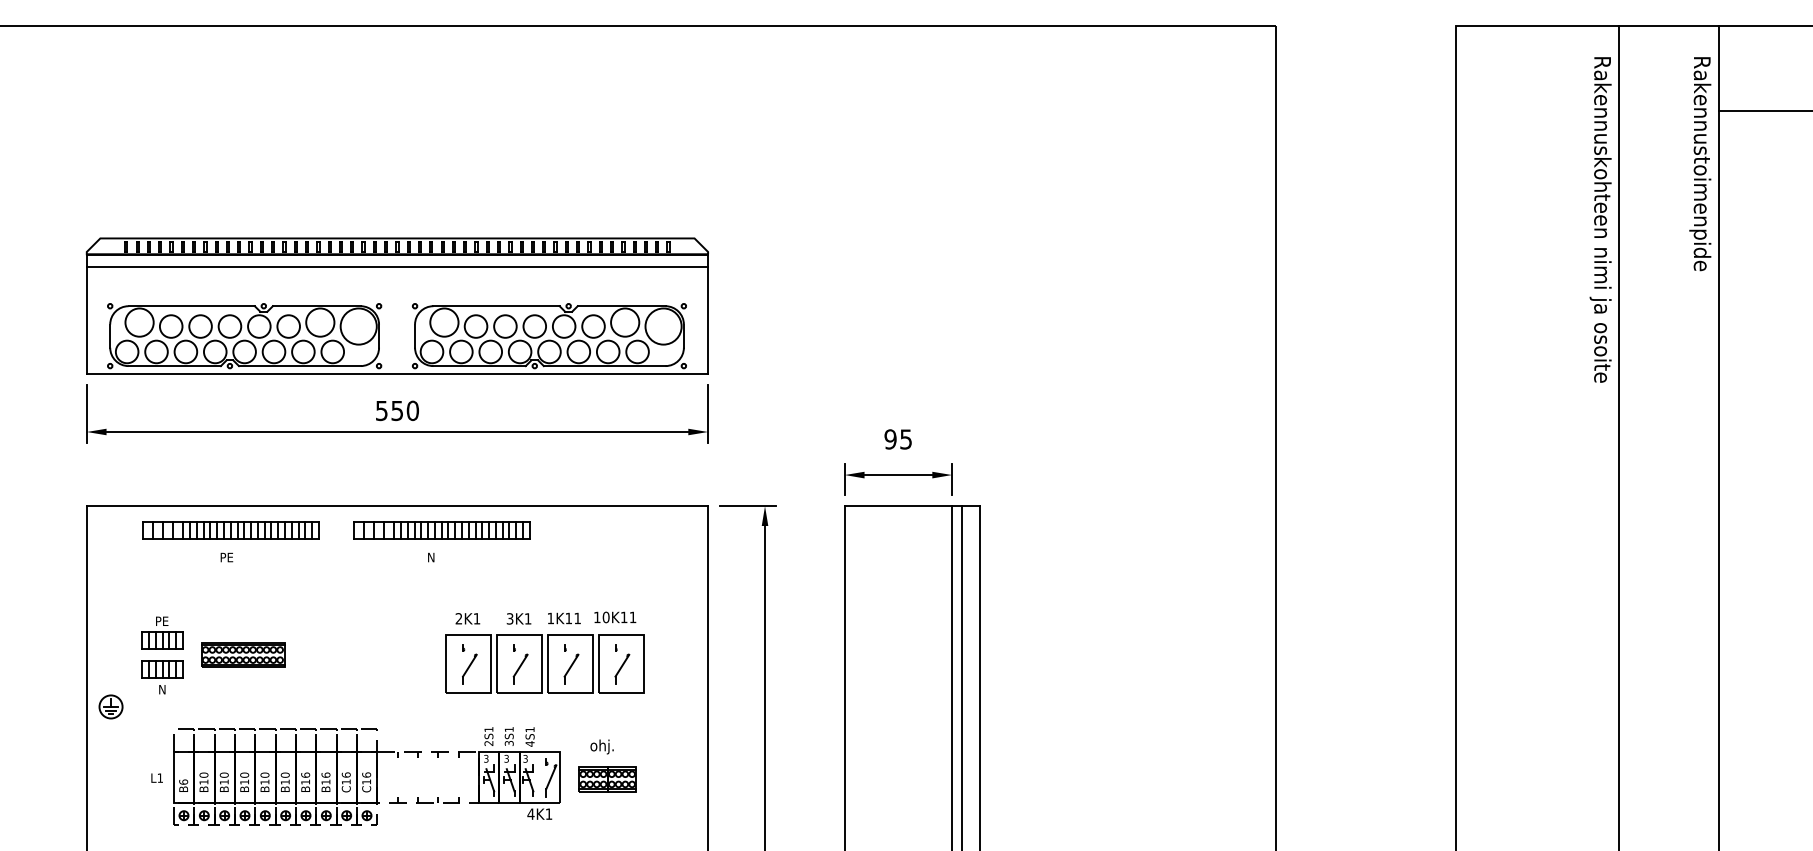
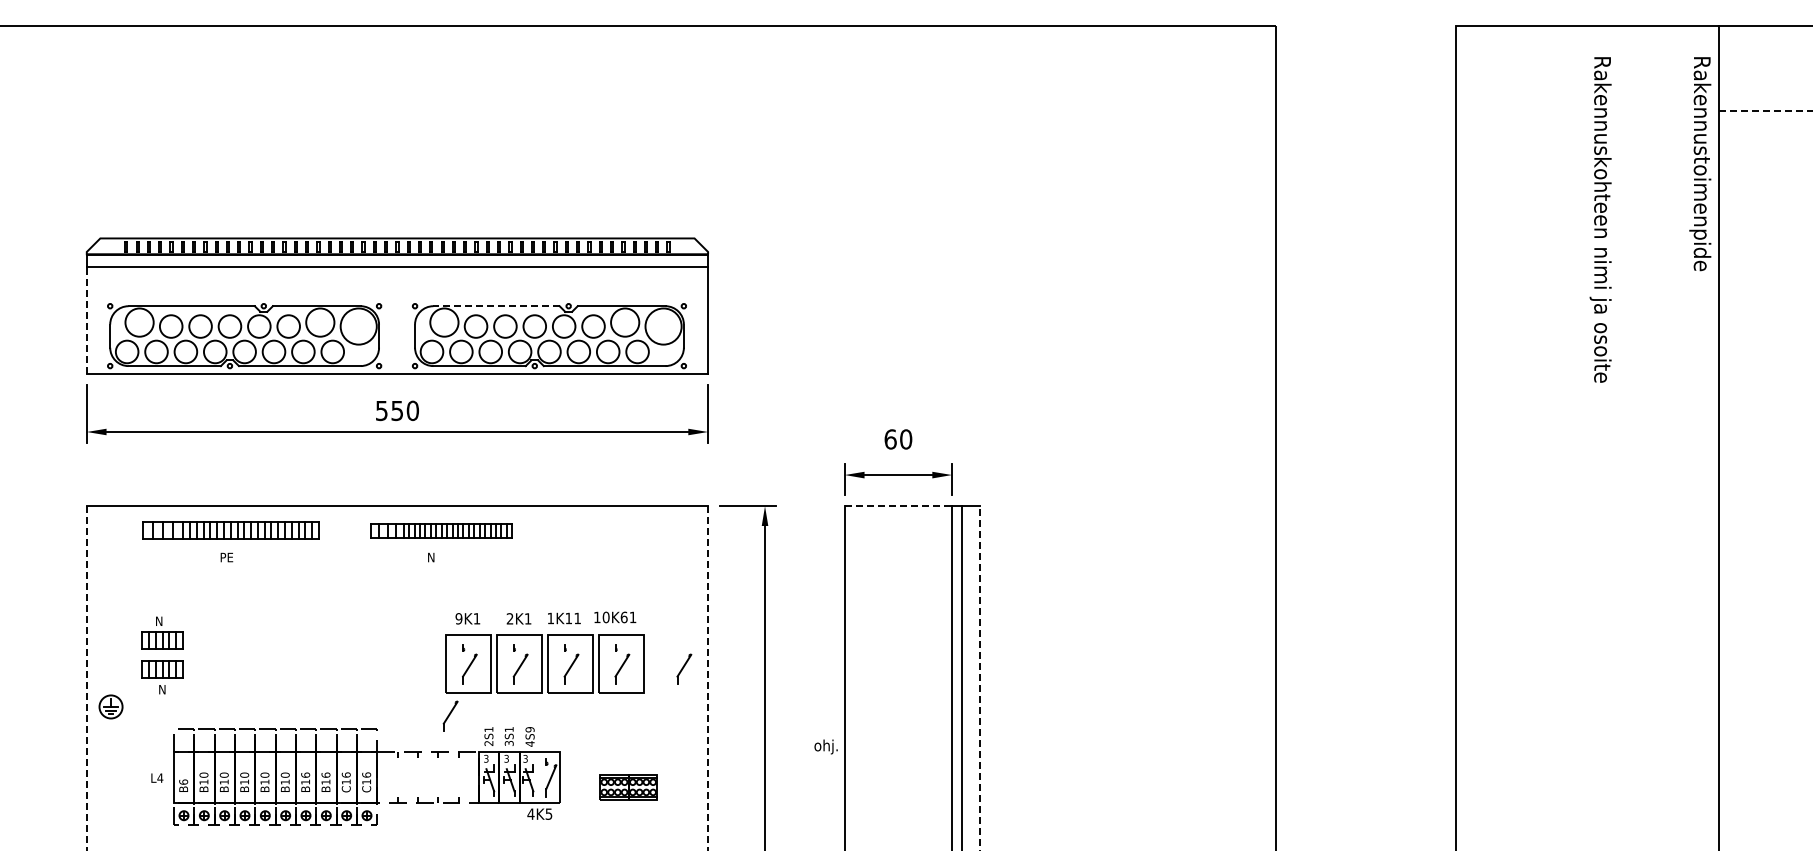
line: solid -> dashed (1765, 110)
line: solid -> dashed (496, 306)
line: solid -> dashed (86, 320)
line: present -> none (1619, 436)
text: 95 -> 60 (898, 439)
line: solid -> dashed (898, 506)
part size: 178x19 px -> 143x16 px (441, 530)
text: 10K11 -> 10K61 (623, 617)
text: 2K1 -> 9K1 (458, 618)
text: 3K1 -> 2K1 (509, 619)
text: PE -> N (162, 620)
part: present -> none (243, 654)
part: none -> present (684, 668)
line: solid -> dashed (87, 678)
line: solid -> dashed (708, 678)
line: solid -> dashed (980, 678)
part: none -> present (450, 715)
text: 4S1 -> 4S9 (529, 729)
text position: (601, 746) -> (825, 746) (825, 746)
text: L1 -> L4 (160, 777)
part position: (607, 779) -> (628, 787) (628, 787)
text: 4K1 -> 4K5 (548, 813)
